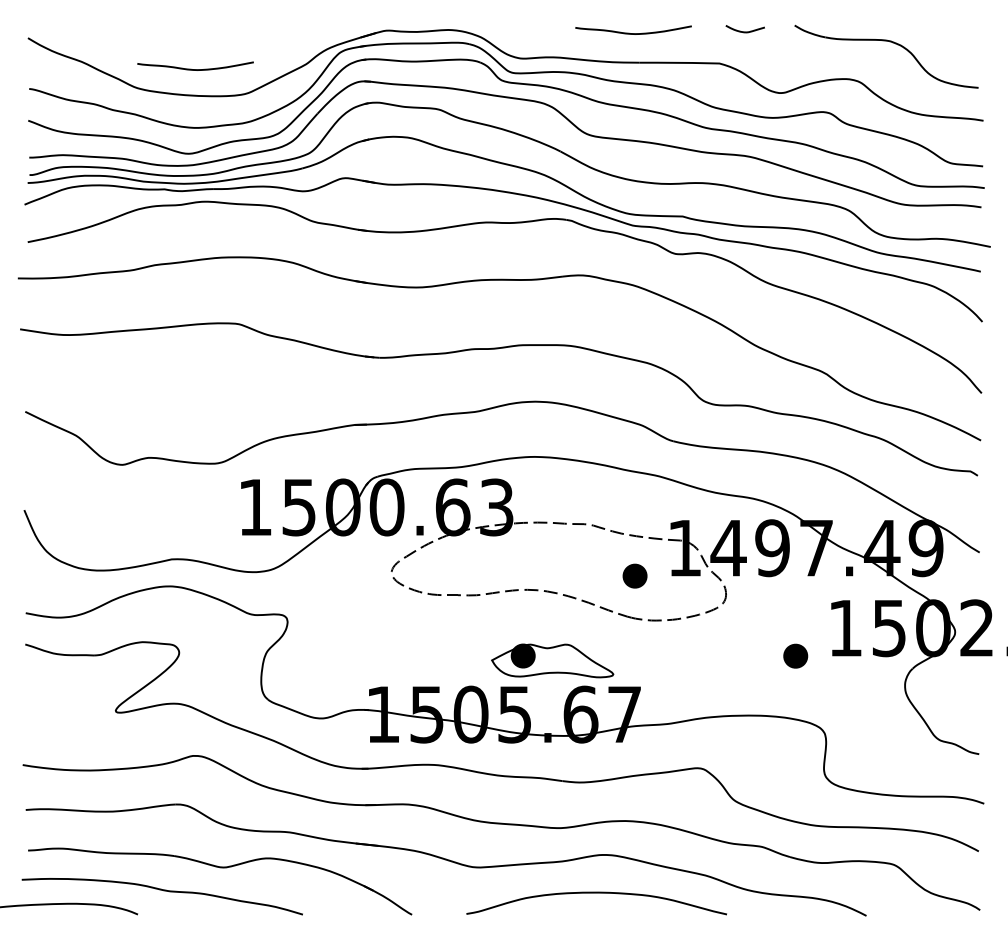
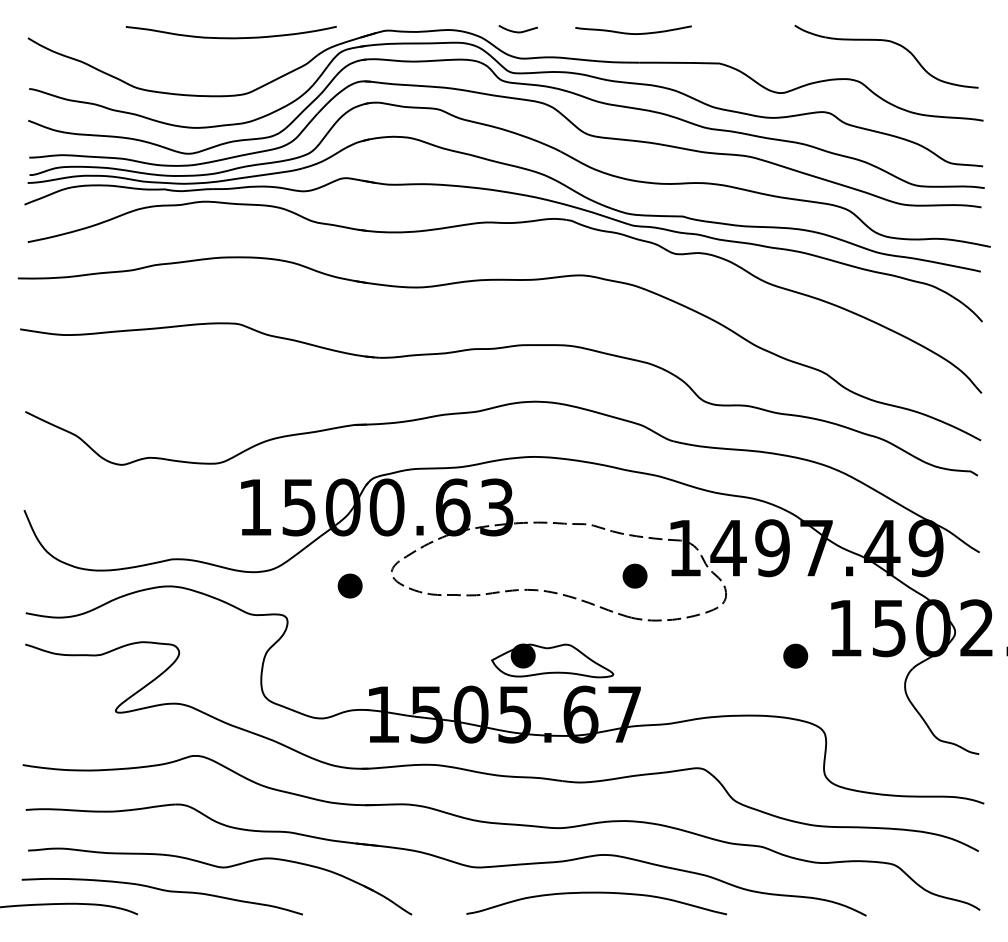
curve position: (744, 31) -> (517, 31) (517, 31)
curve: none -> present (230, 37)
curve: present -> none (195, 69)
part: none -> present (349, 585)
